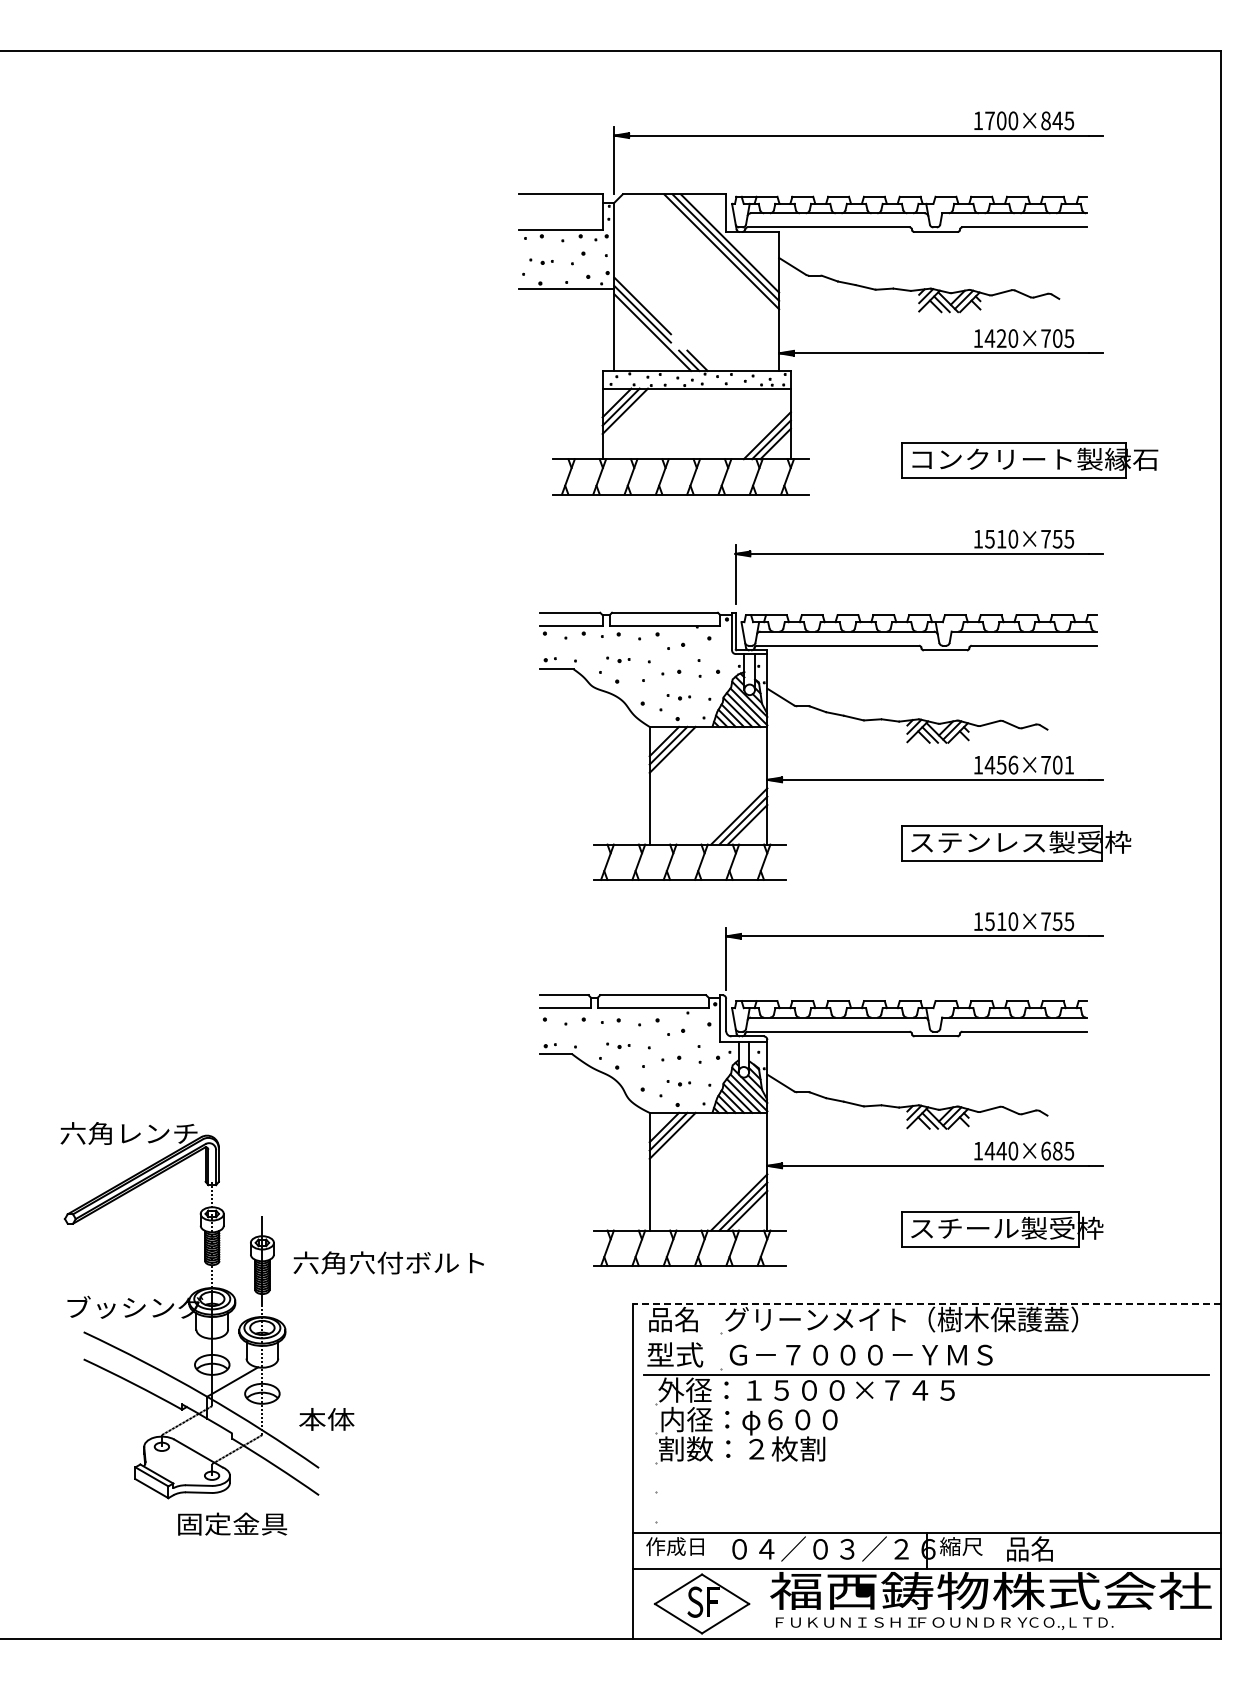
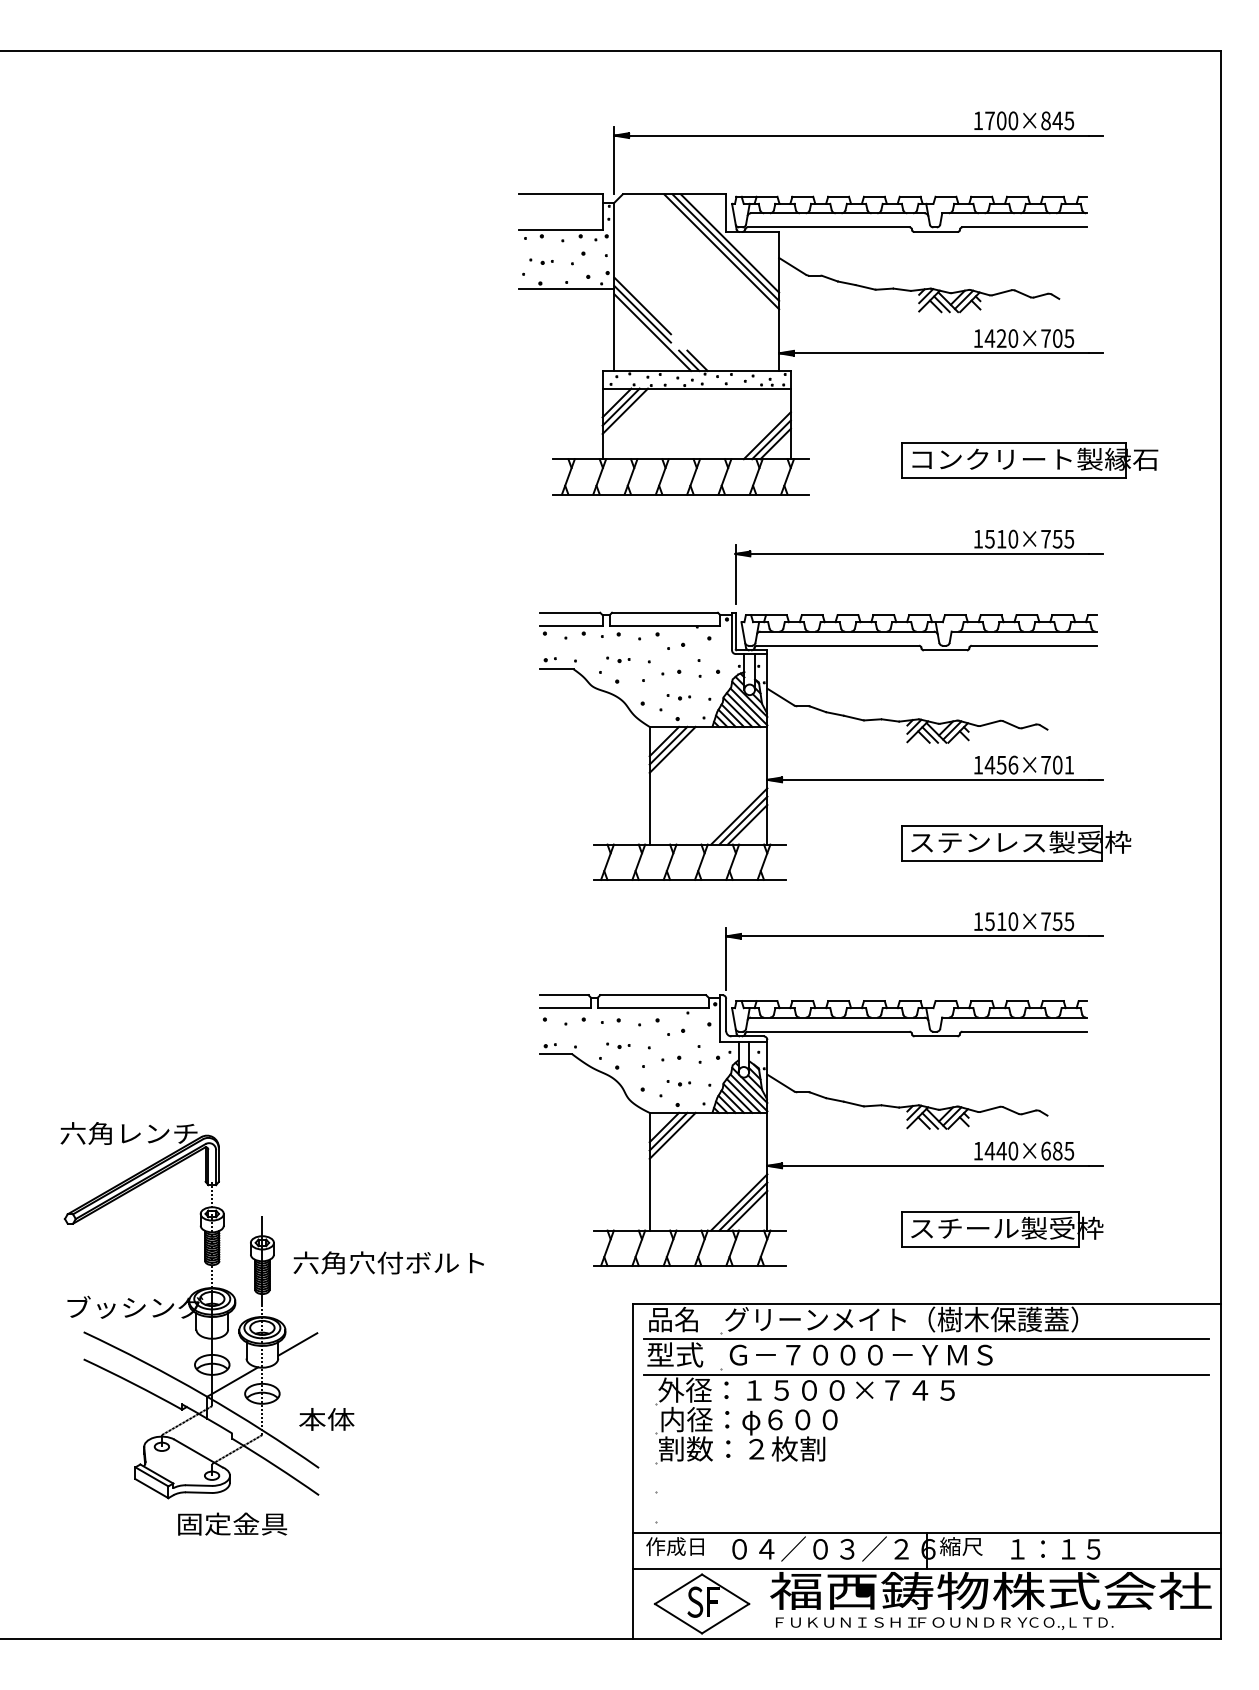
line: dashed -> solid (926, 1303)
line: none -> present (926, 1339)
line: none -> present (297, 1344)
text: 品名 -> １：１５ (1053, 1548)
